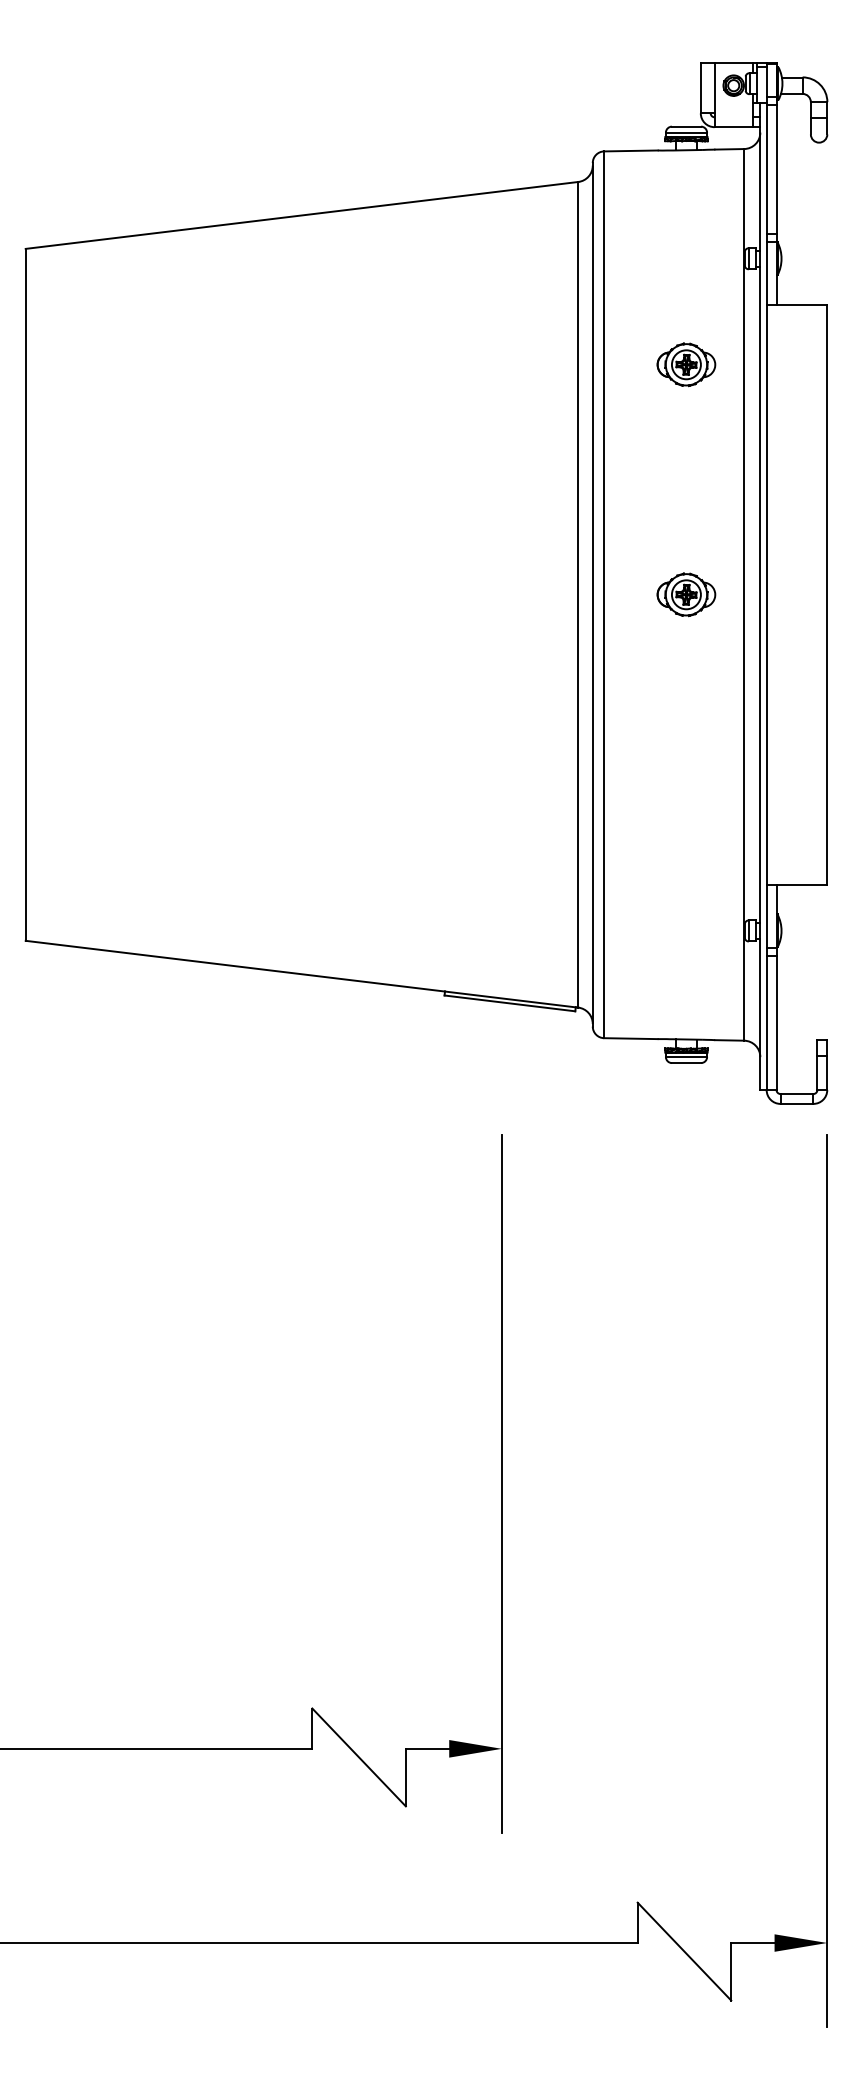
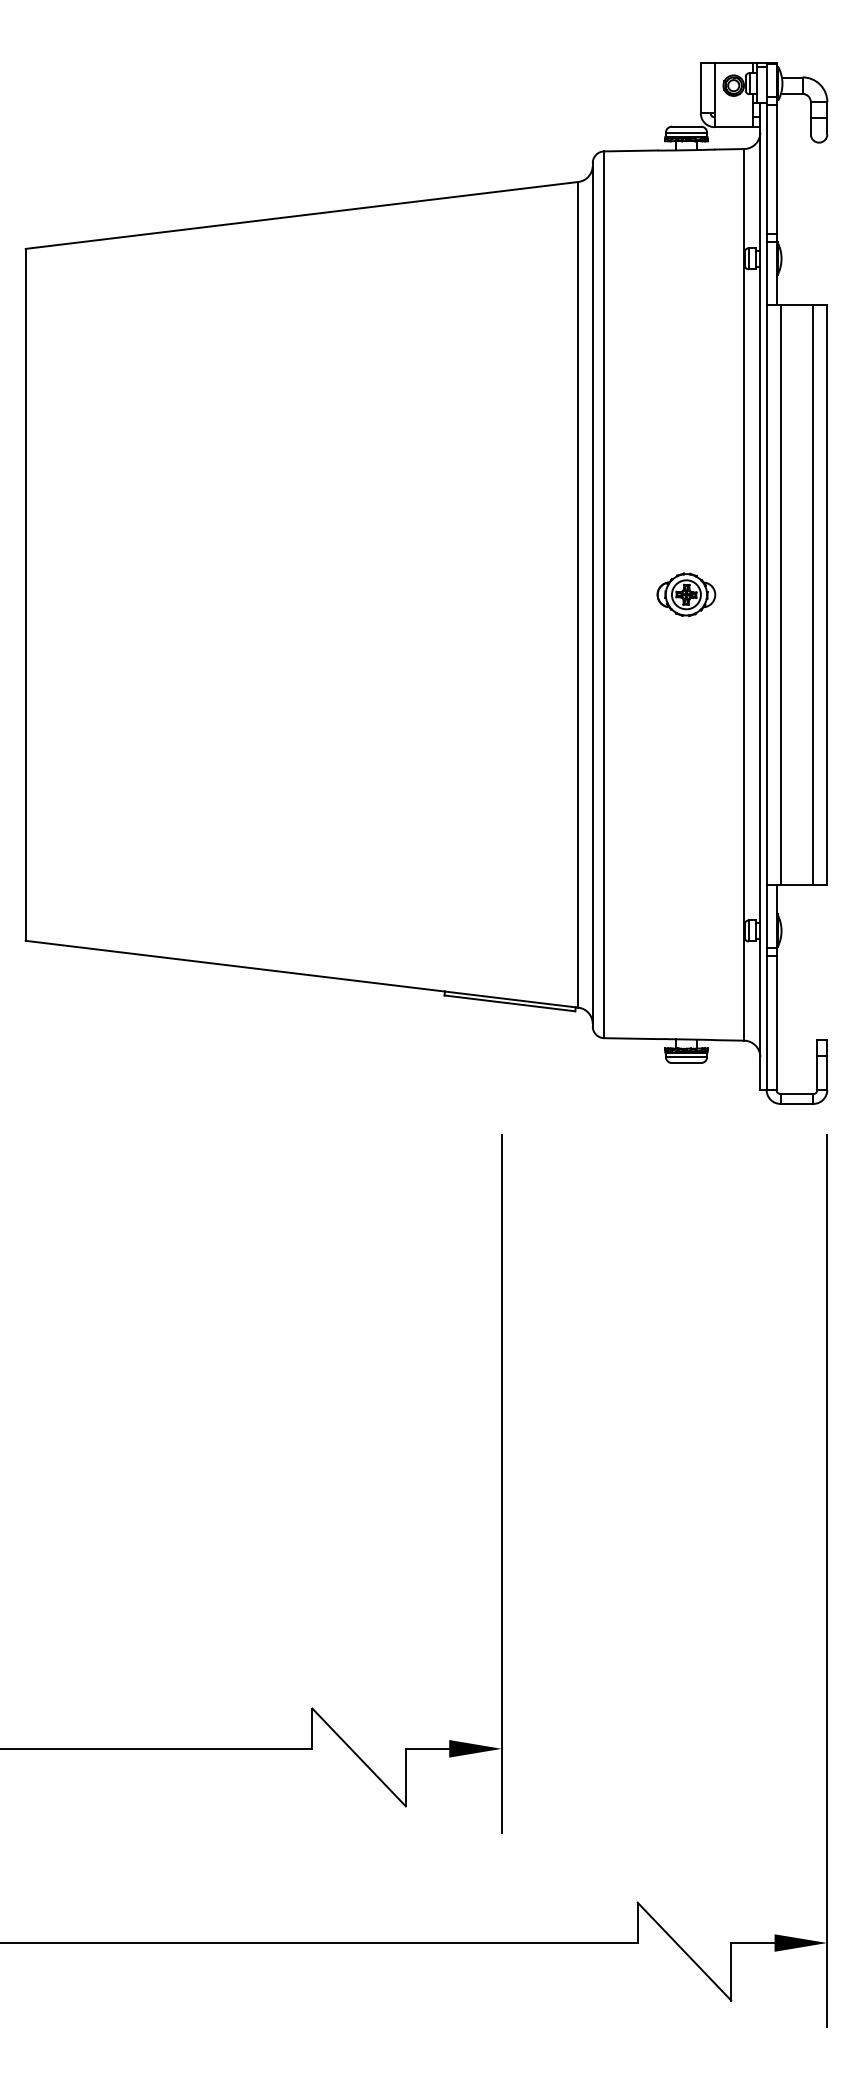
part: present -> none (686, 364)
line: none -> present (780, 594)
line: none -> present (813, 594)
